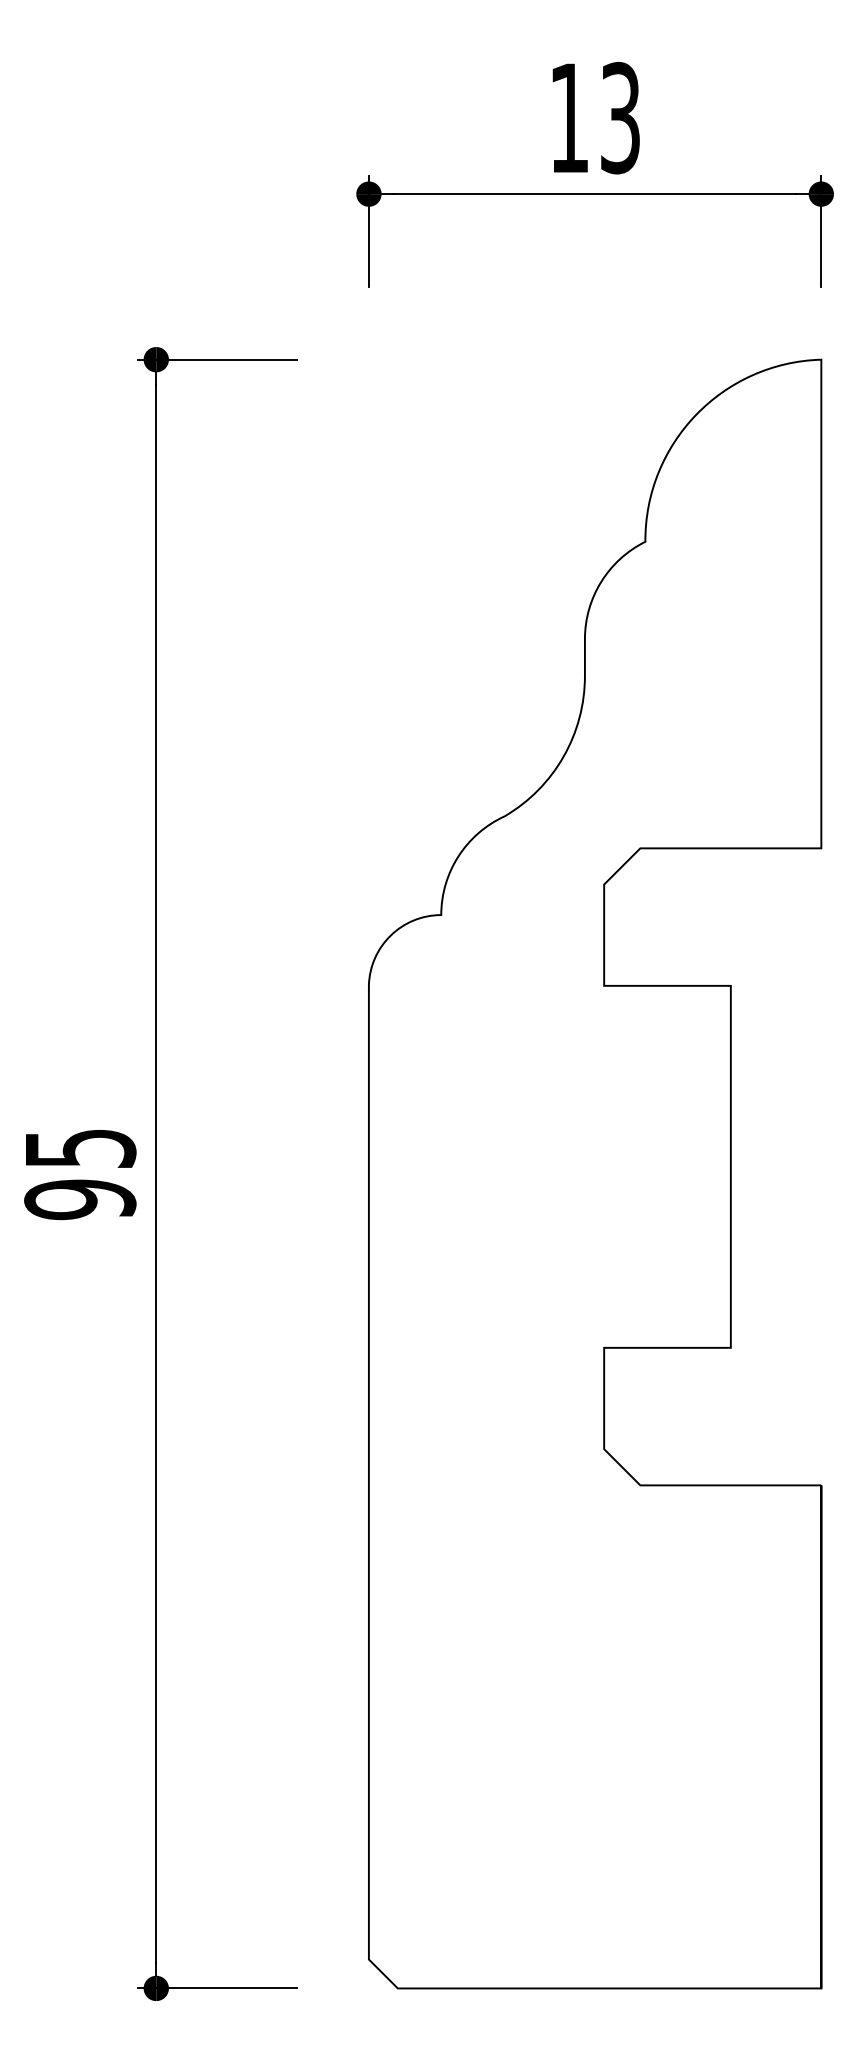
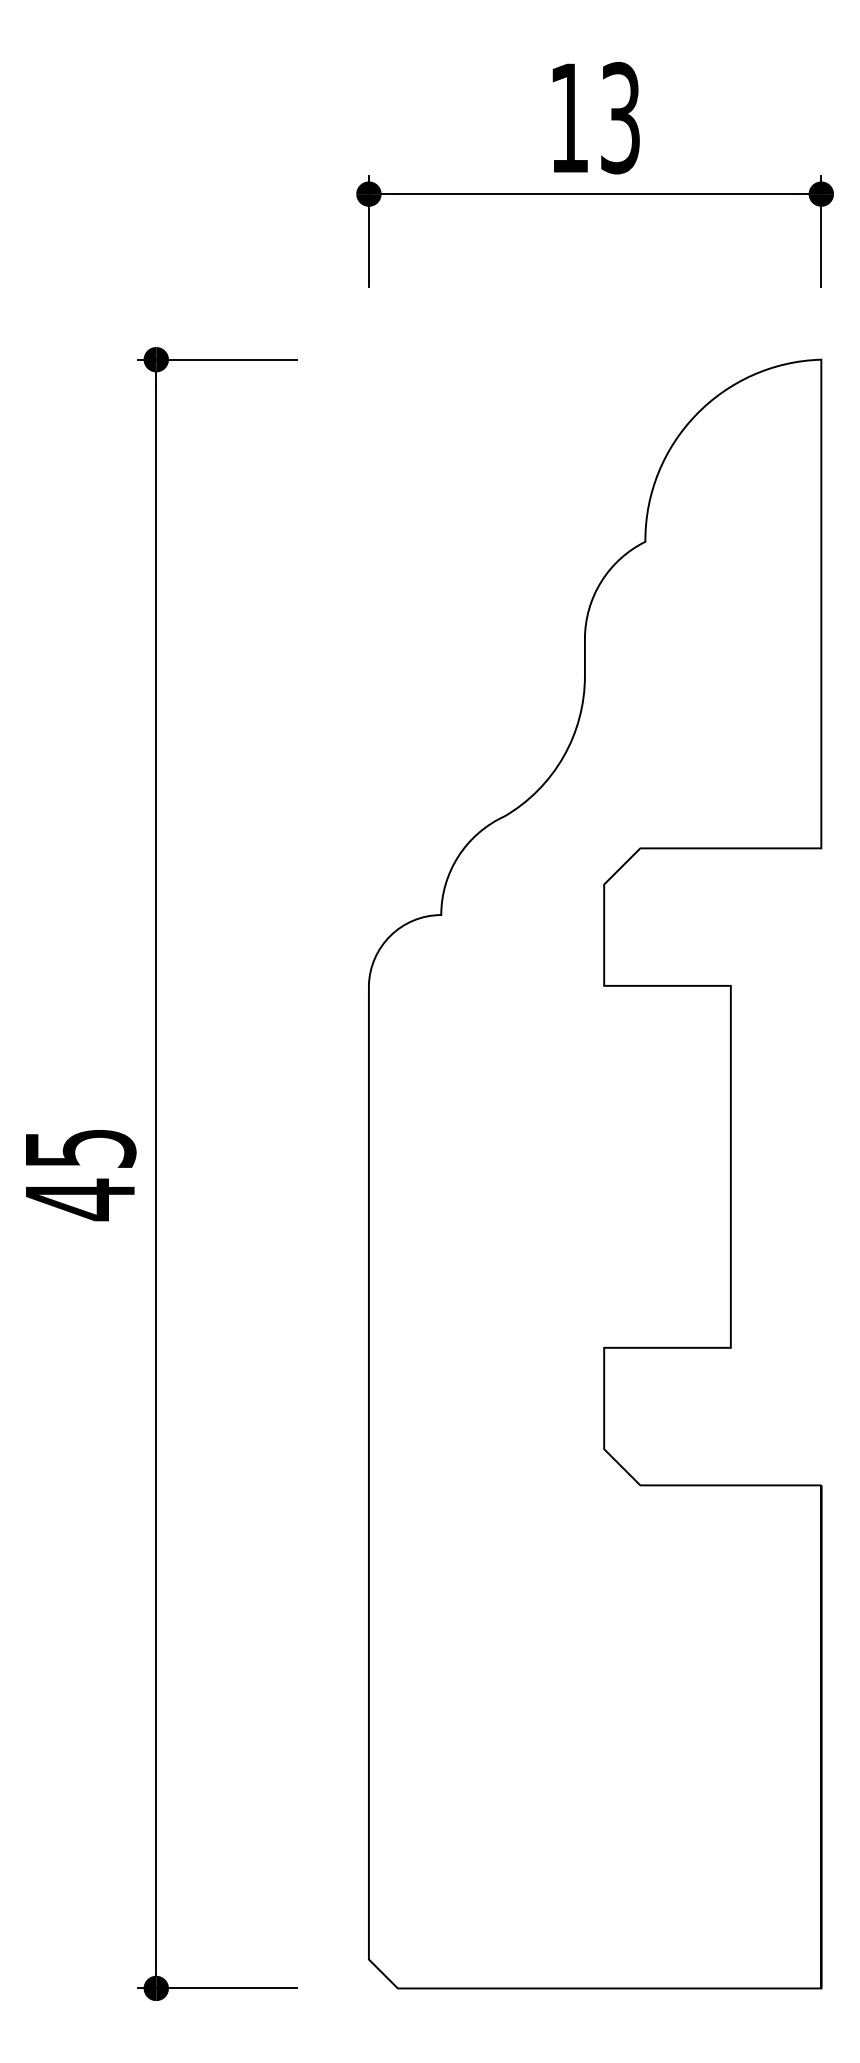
text: 95 -> 45 (80, 1199)
